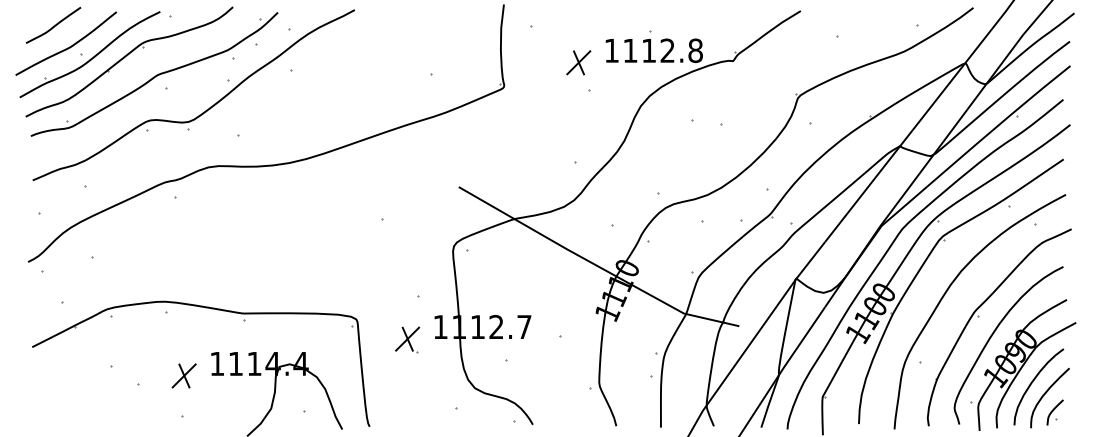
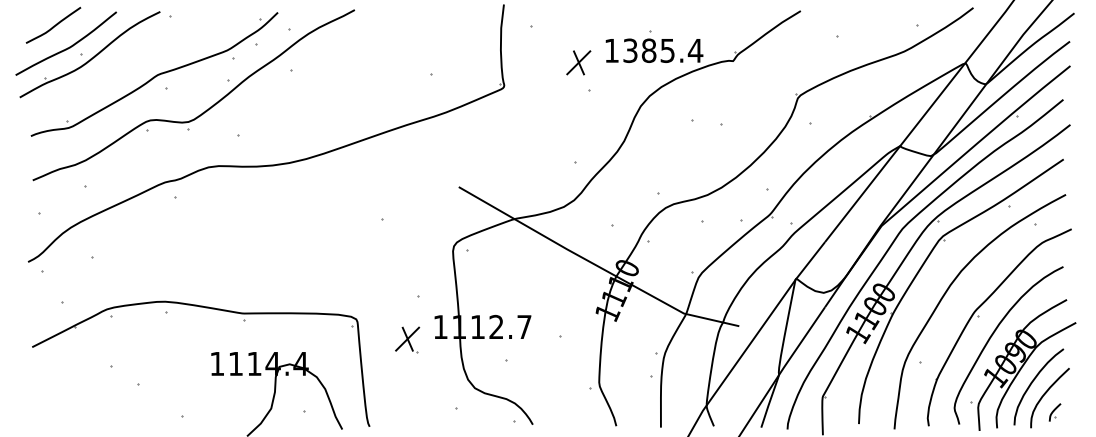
text: 1112.8 -> 1385.4 (663, 50)
part: present -> none (129, 61)
part: present -> none (183, 375)
part size: 18x27 px -> 14x19 px (1054, 412)
